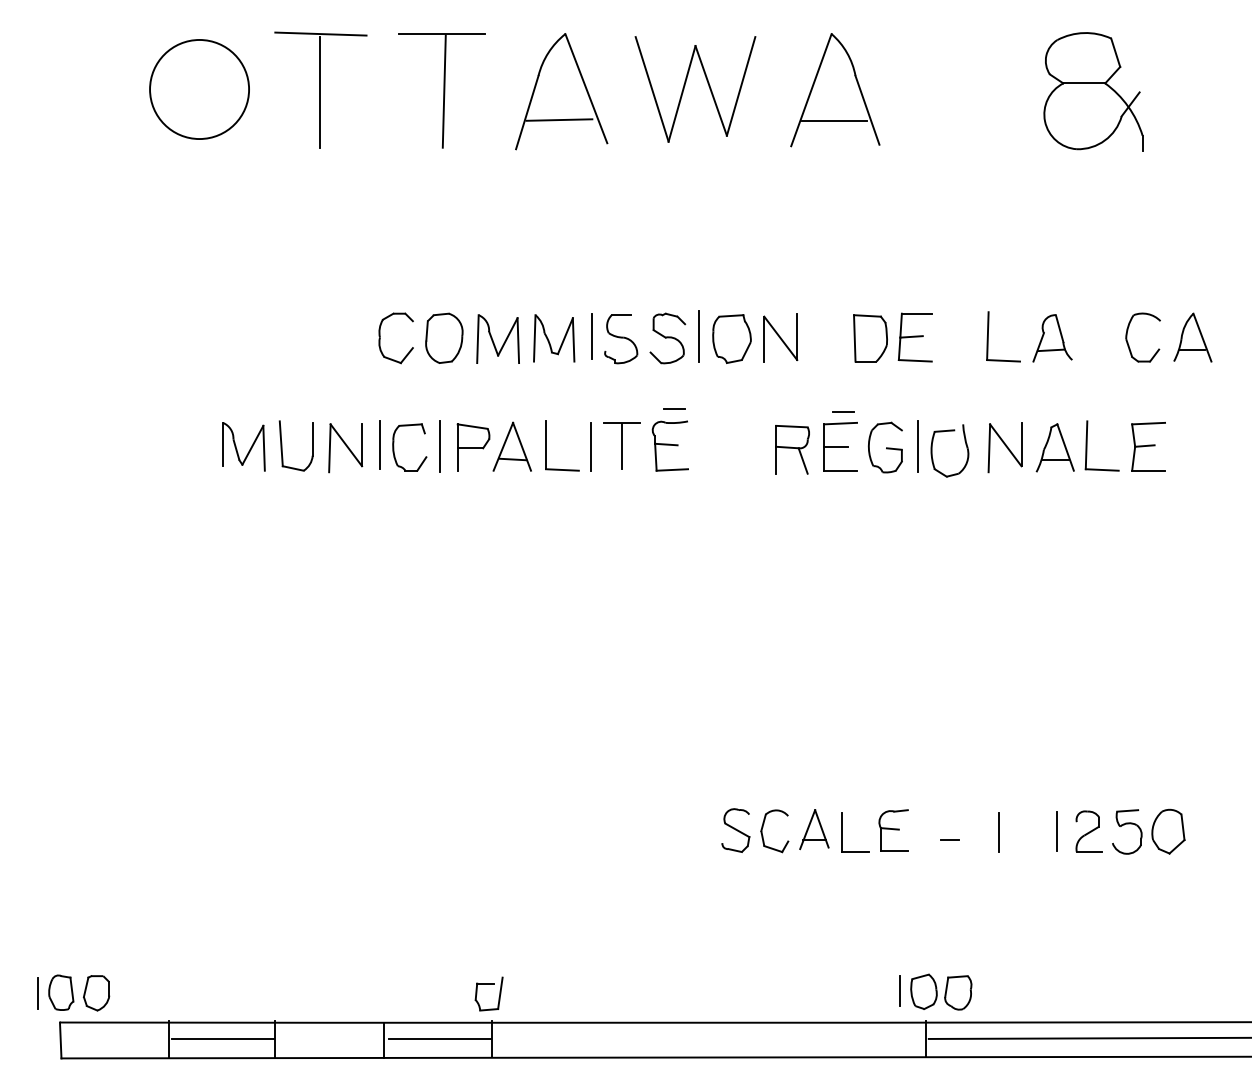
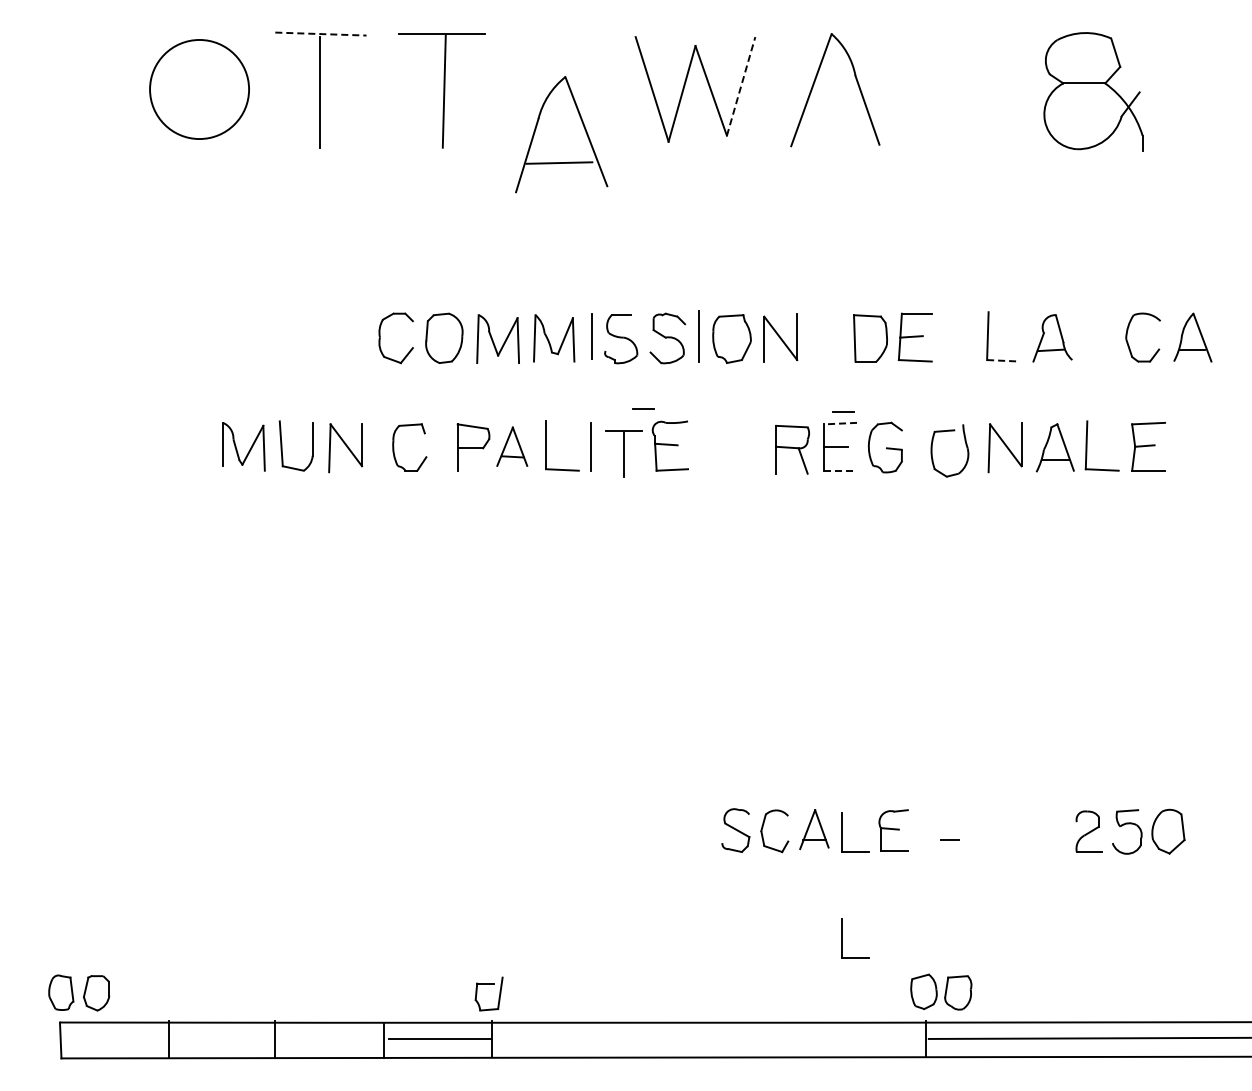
line: solid -> dashed (320, 34)
part position: (583, 84) -> (583, 127) (583, 127)
line: solid -> dashed (741, 85)
line: present -> none (834, 120)
line: solid -> dashed (1004, 360)
line position: (674, 408) -> (643, 408) (643, 408)
line: solid -> dashed (840, 423)
line: present -> none (379, 445)
part position: (621, 445) -> (623, 453) (623, 453)
line: present -> none (439, 446)
part size: 40x51 px -> 33x41 px (512, 446)
line: present -> none (918, 446)
line: solid -> dashed (841, 470)
line: present -> none (1057, 830)
line: present -> none (999, 832)
part: none -> present (842, 938)
line: present -> none (900, 991)
line: present -> none (37, 993)
line: present -> none (222, 1038)
